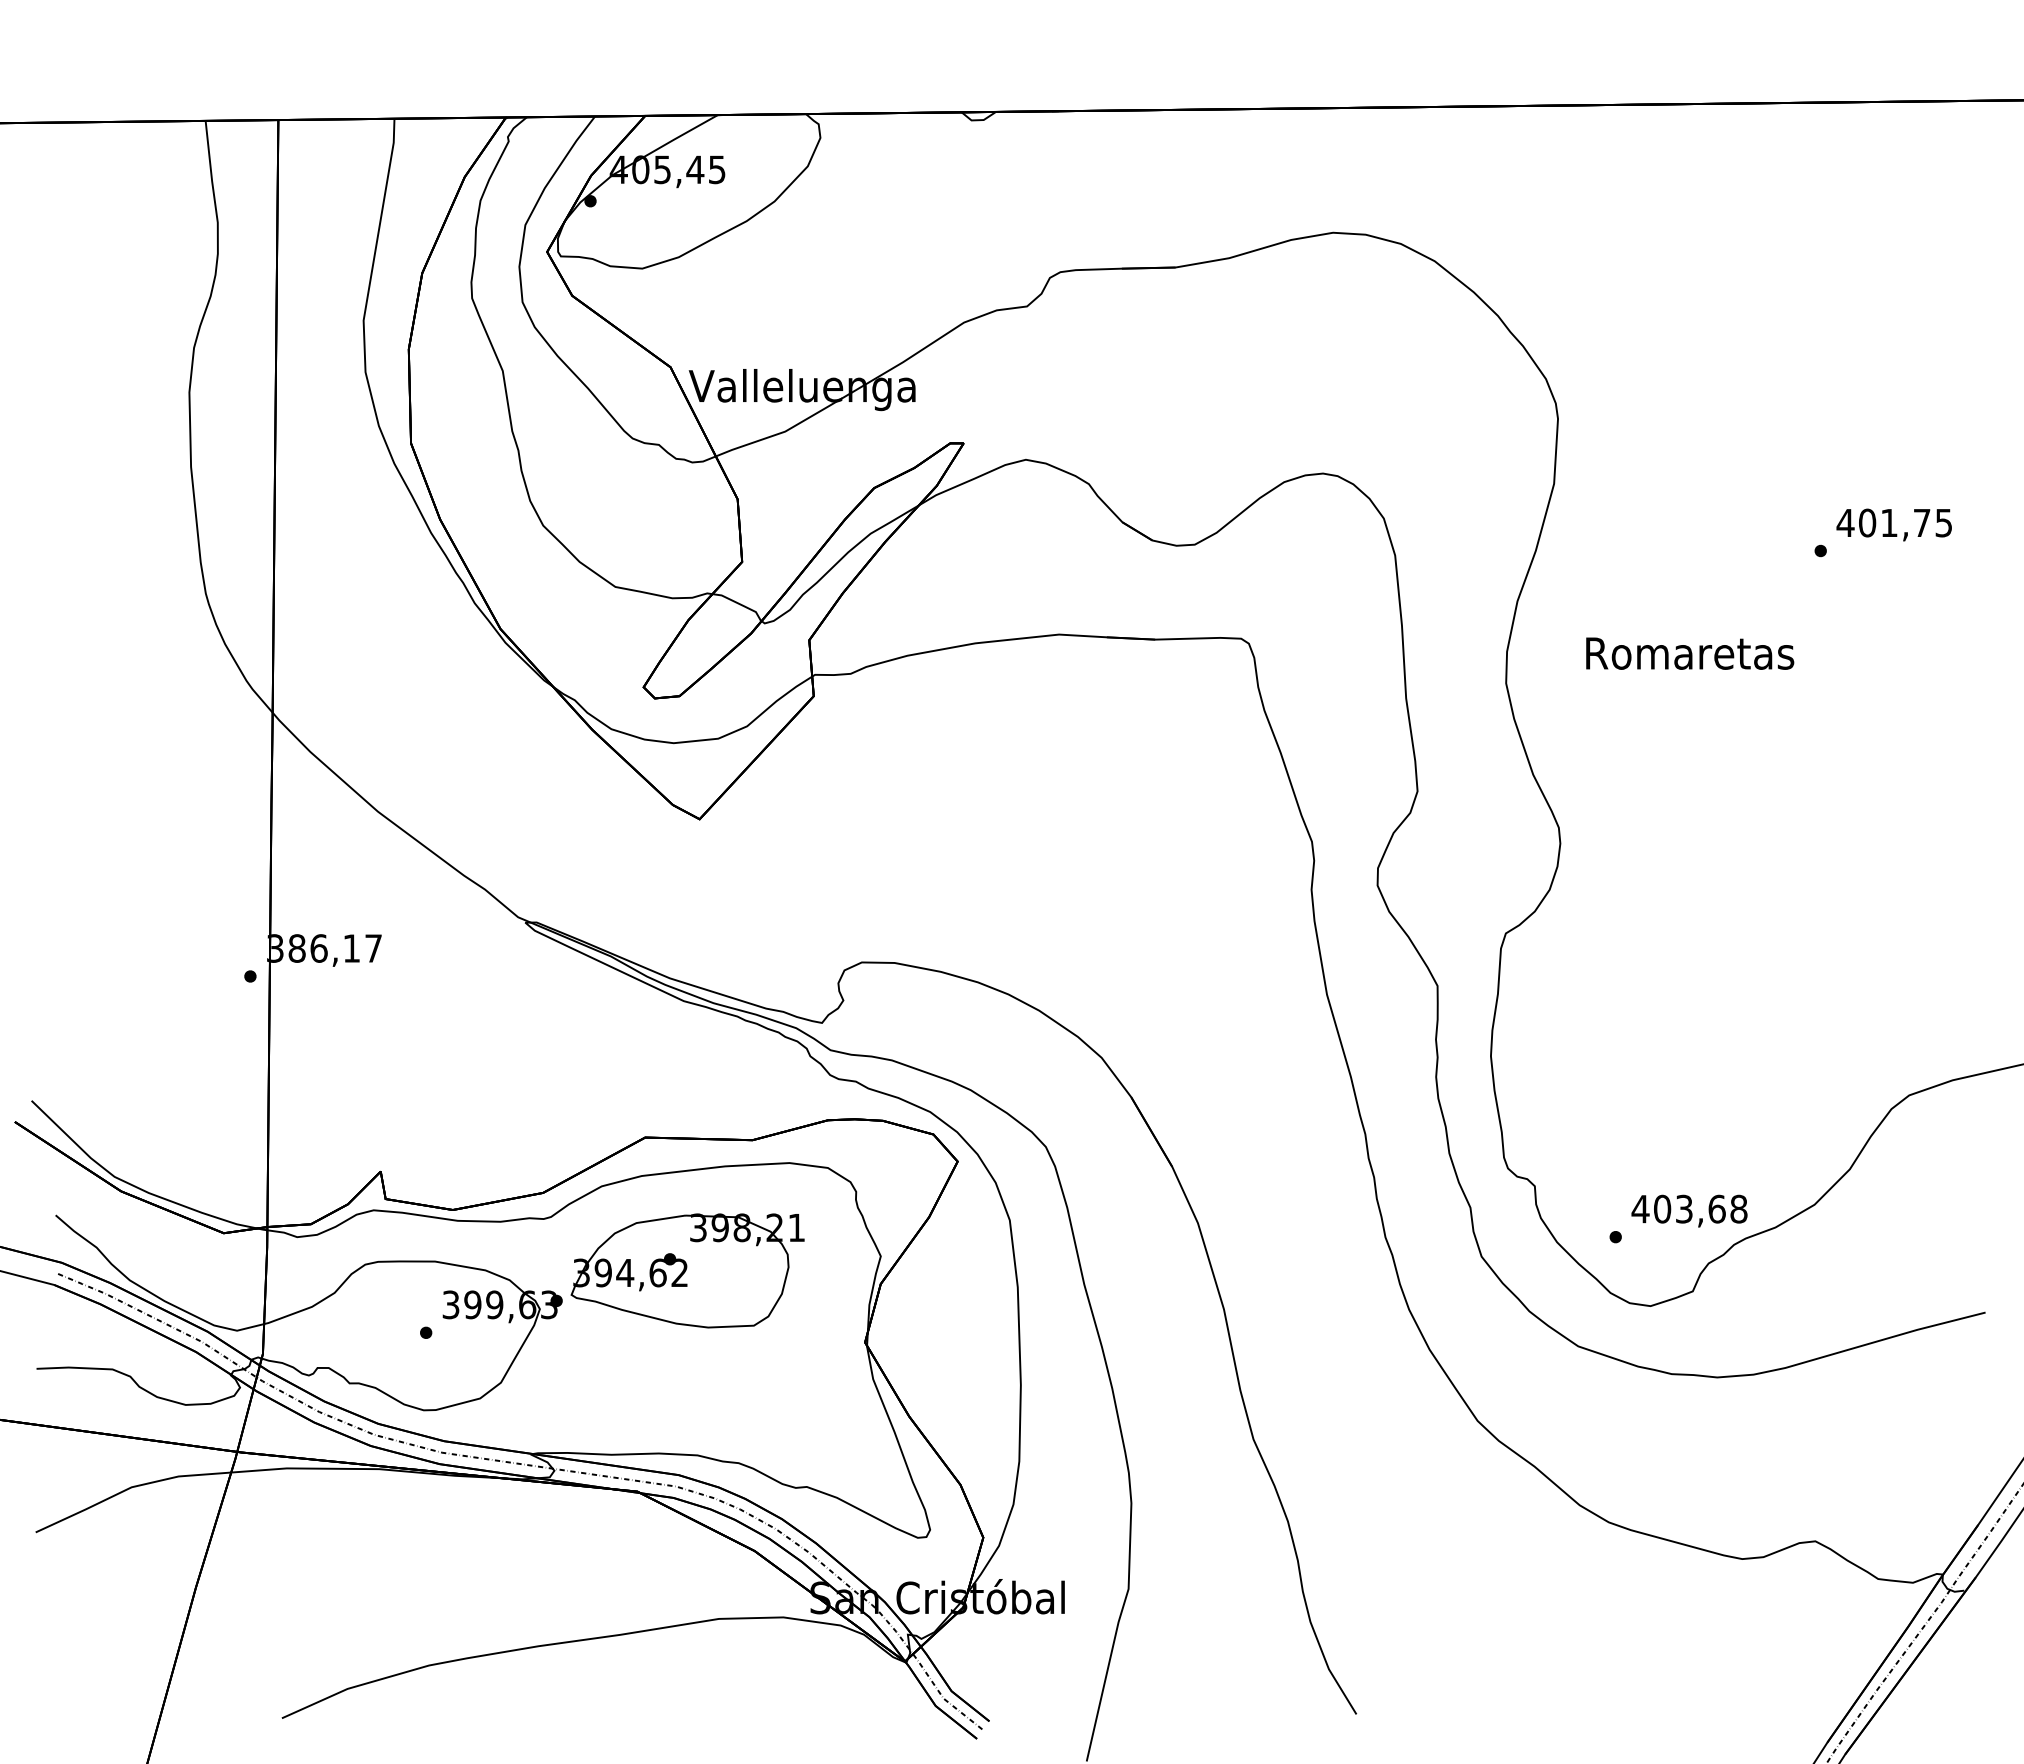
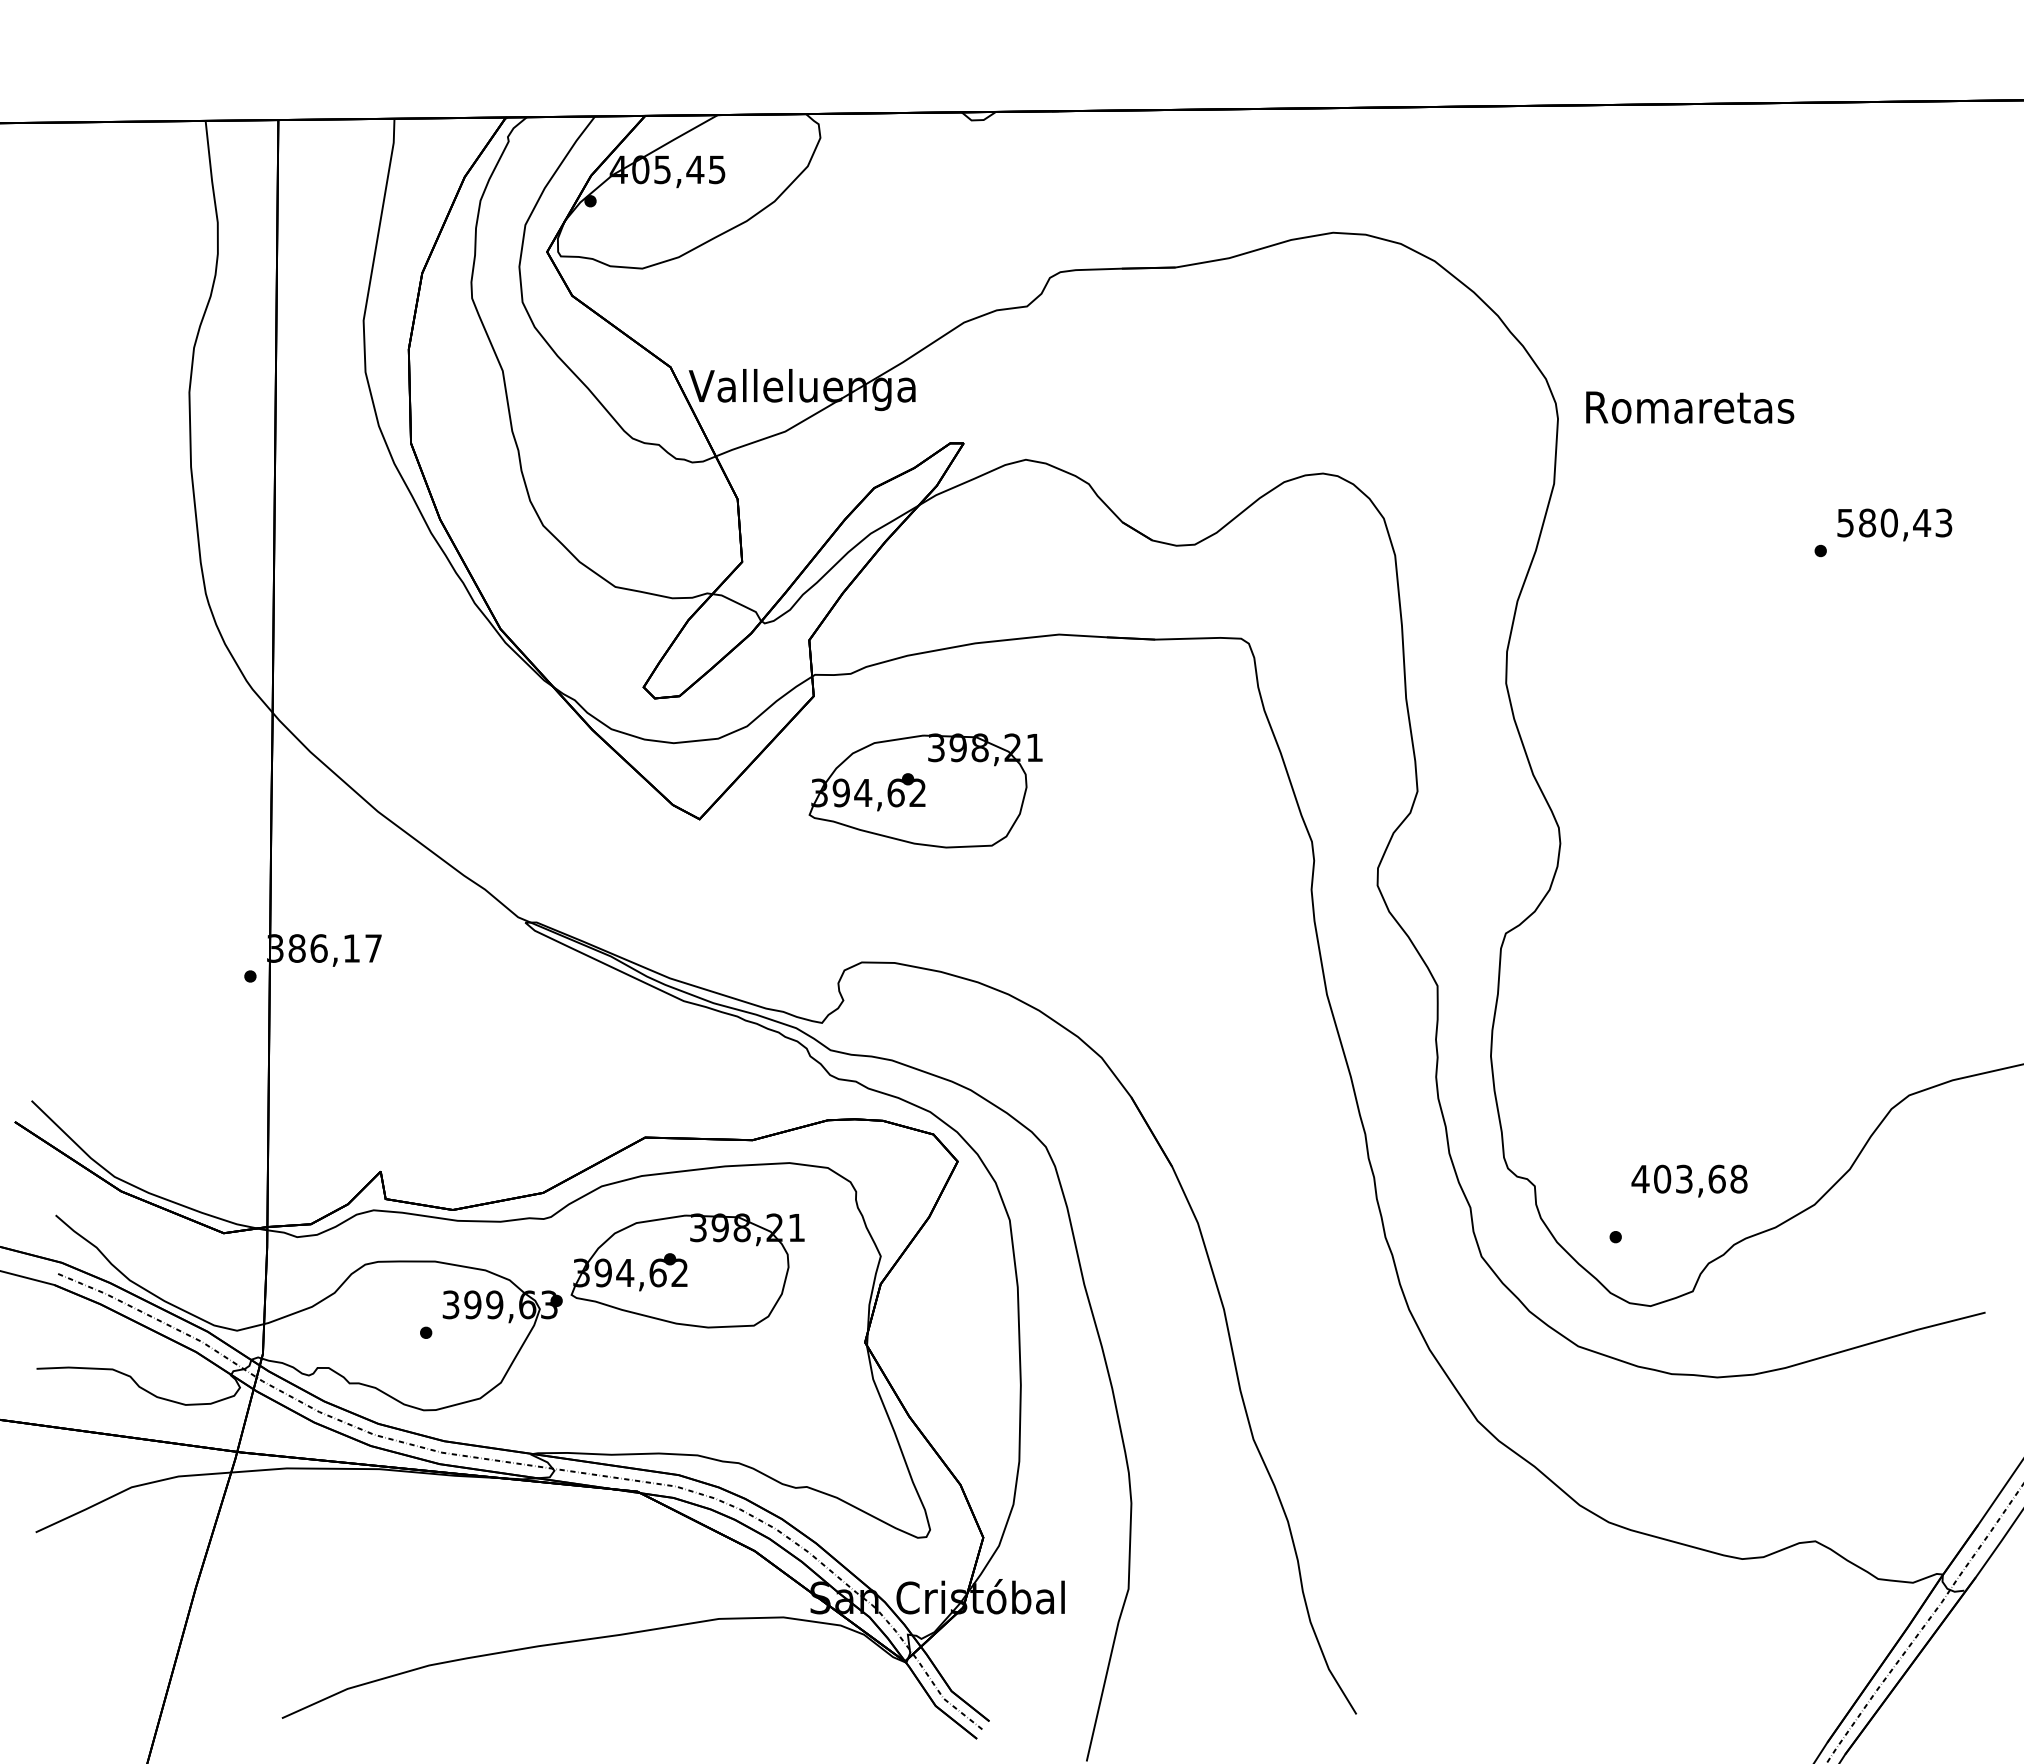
text: 401,75 -> 580,43 (1894, 522)
text position: (1690, 653) -> (1690, 407) (1690, 407)
part: none -> present (925, 790)
text position: (1689, 1210) -> (1689, 1180) (1689, 1180)
